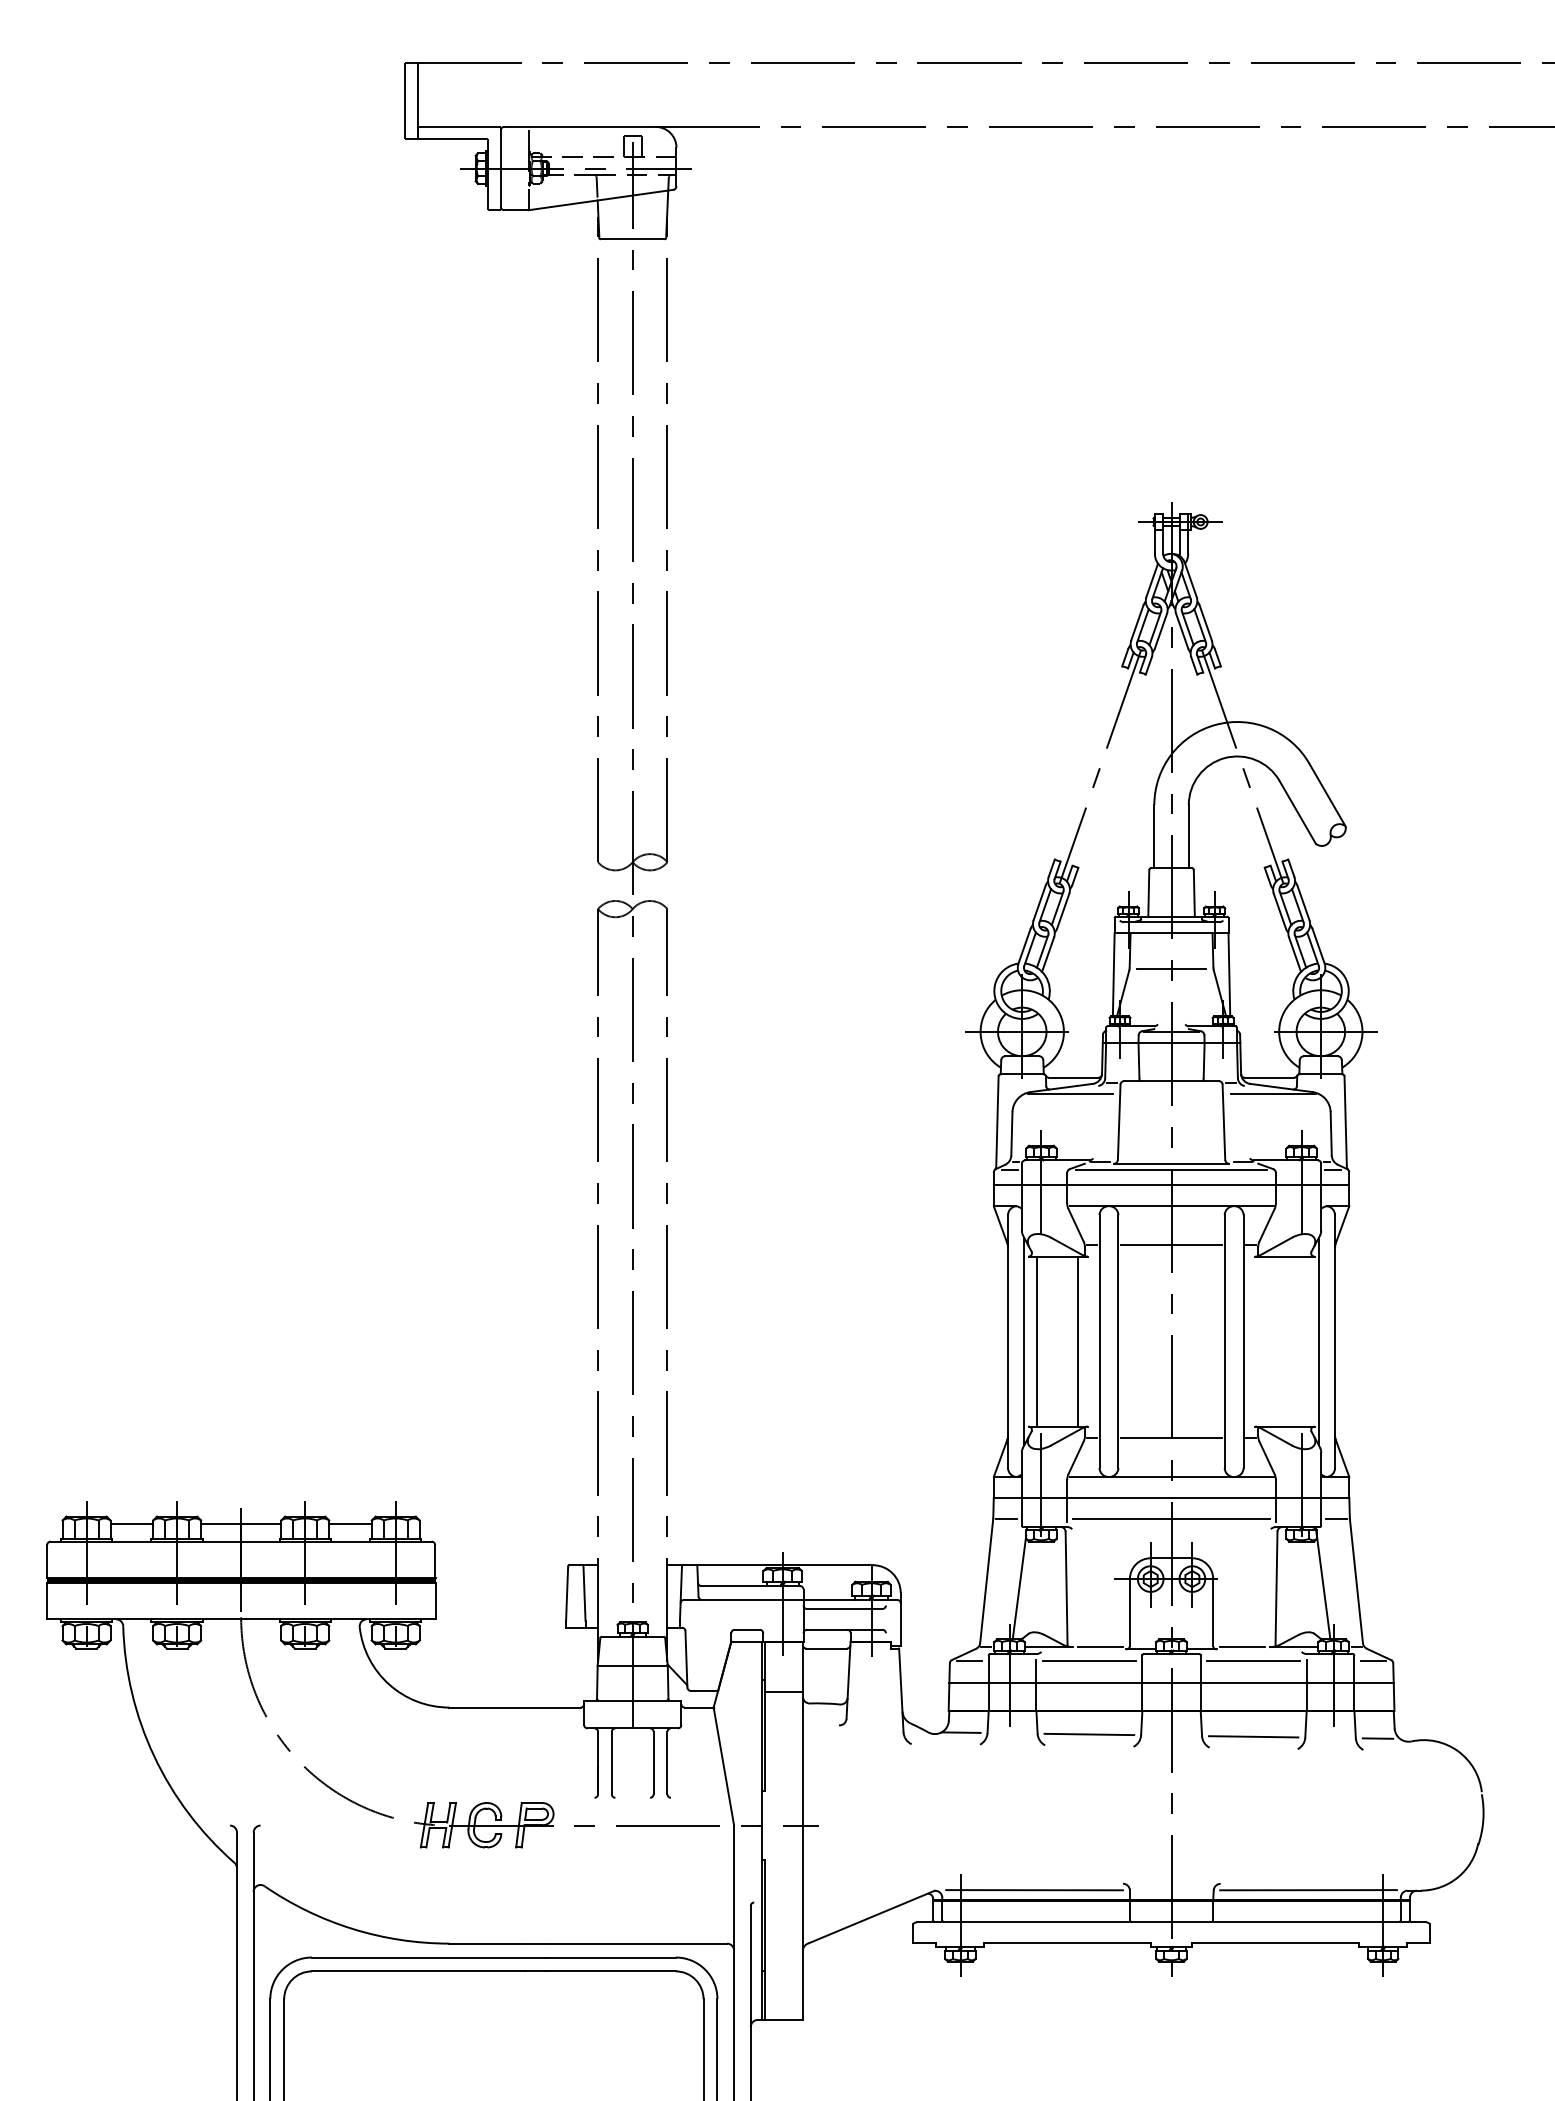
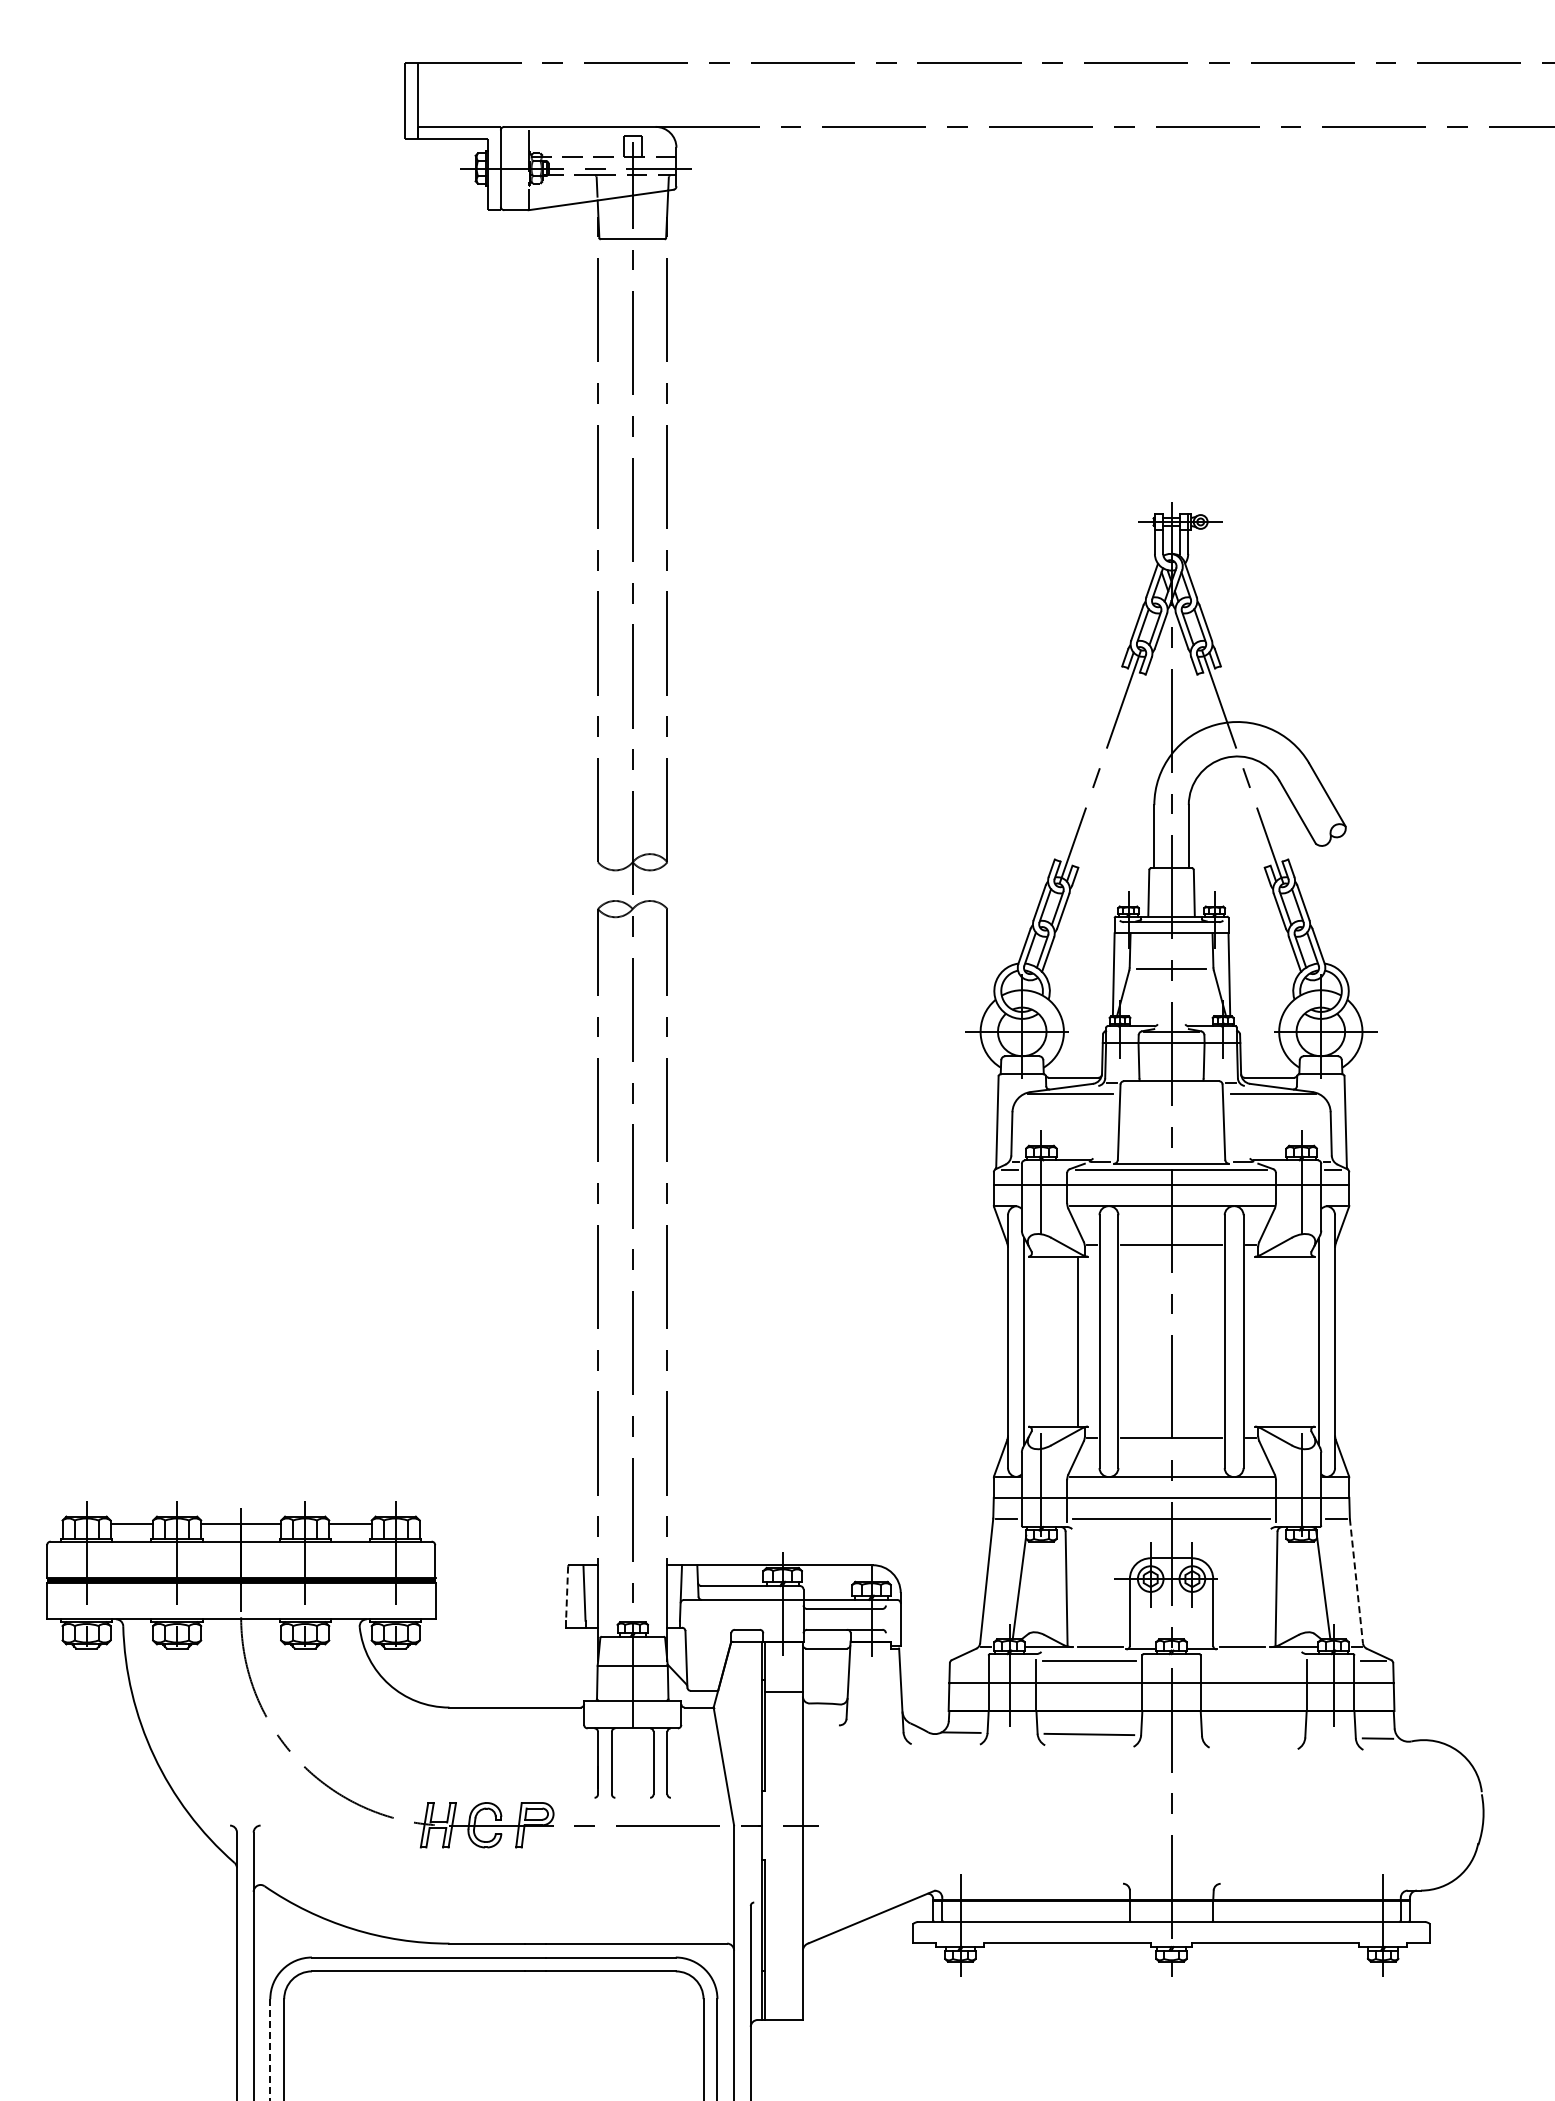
line: present -> none (1037, 1341)
line: solid -> dashed (1356, 1580)
line: solid -> dashed (567, 1594)
line: present -> none (969, 1661)
line: present -> none (1253, 1661)
line: present -> none (1253, 1736)
line: present -> none (1034, 1890)
line: present -> none (1308, 1890)
line: solid -> dashed (270, 2050)
